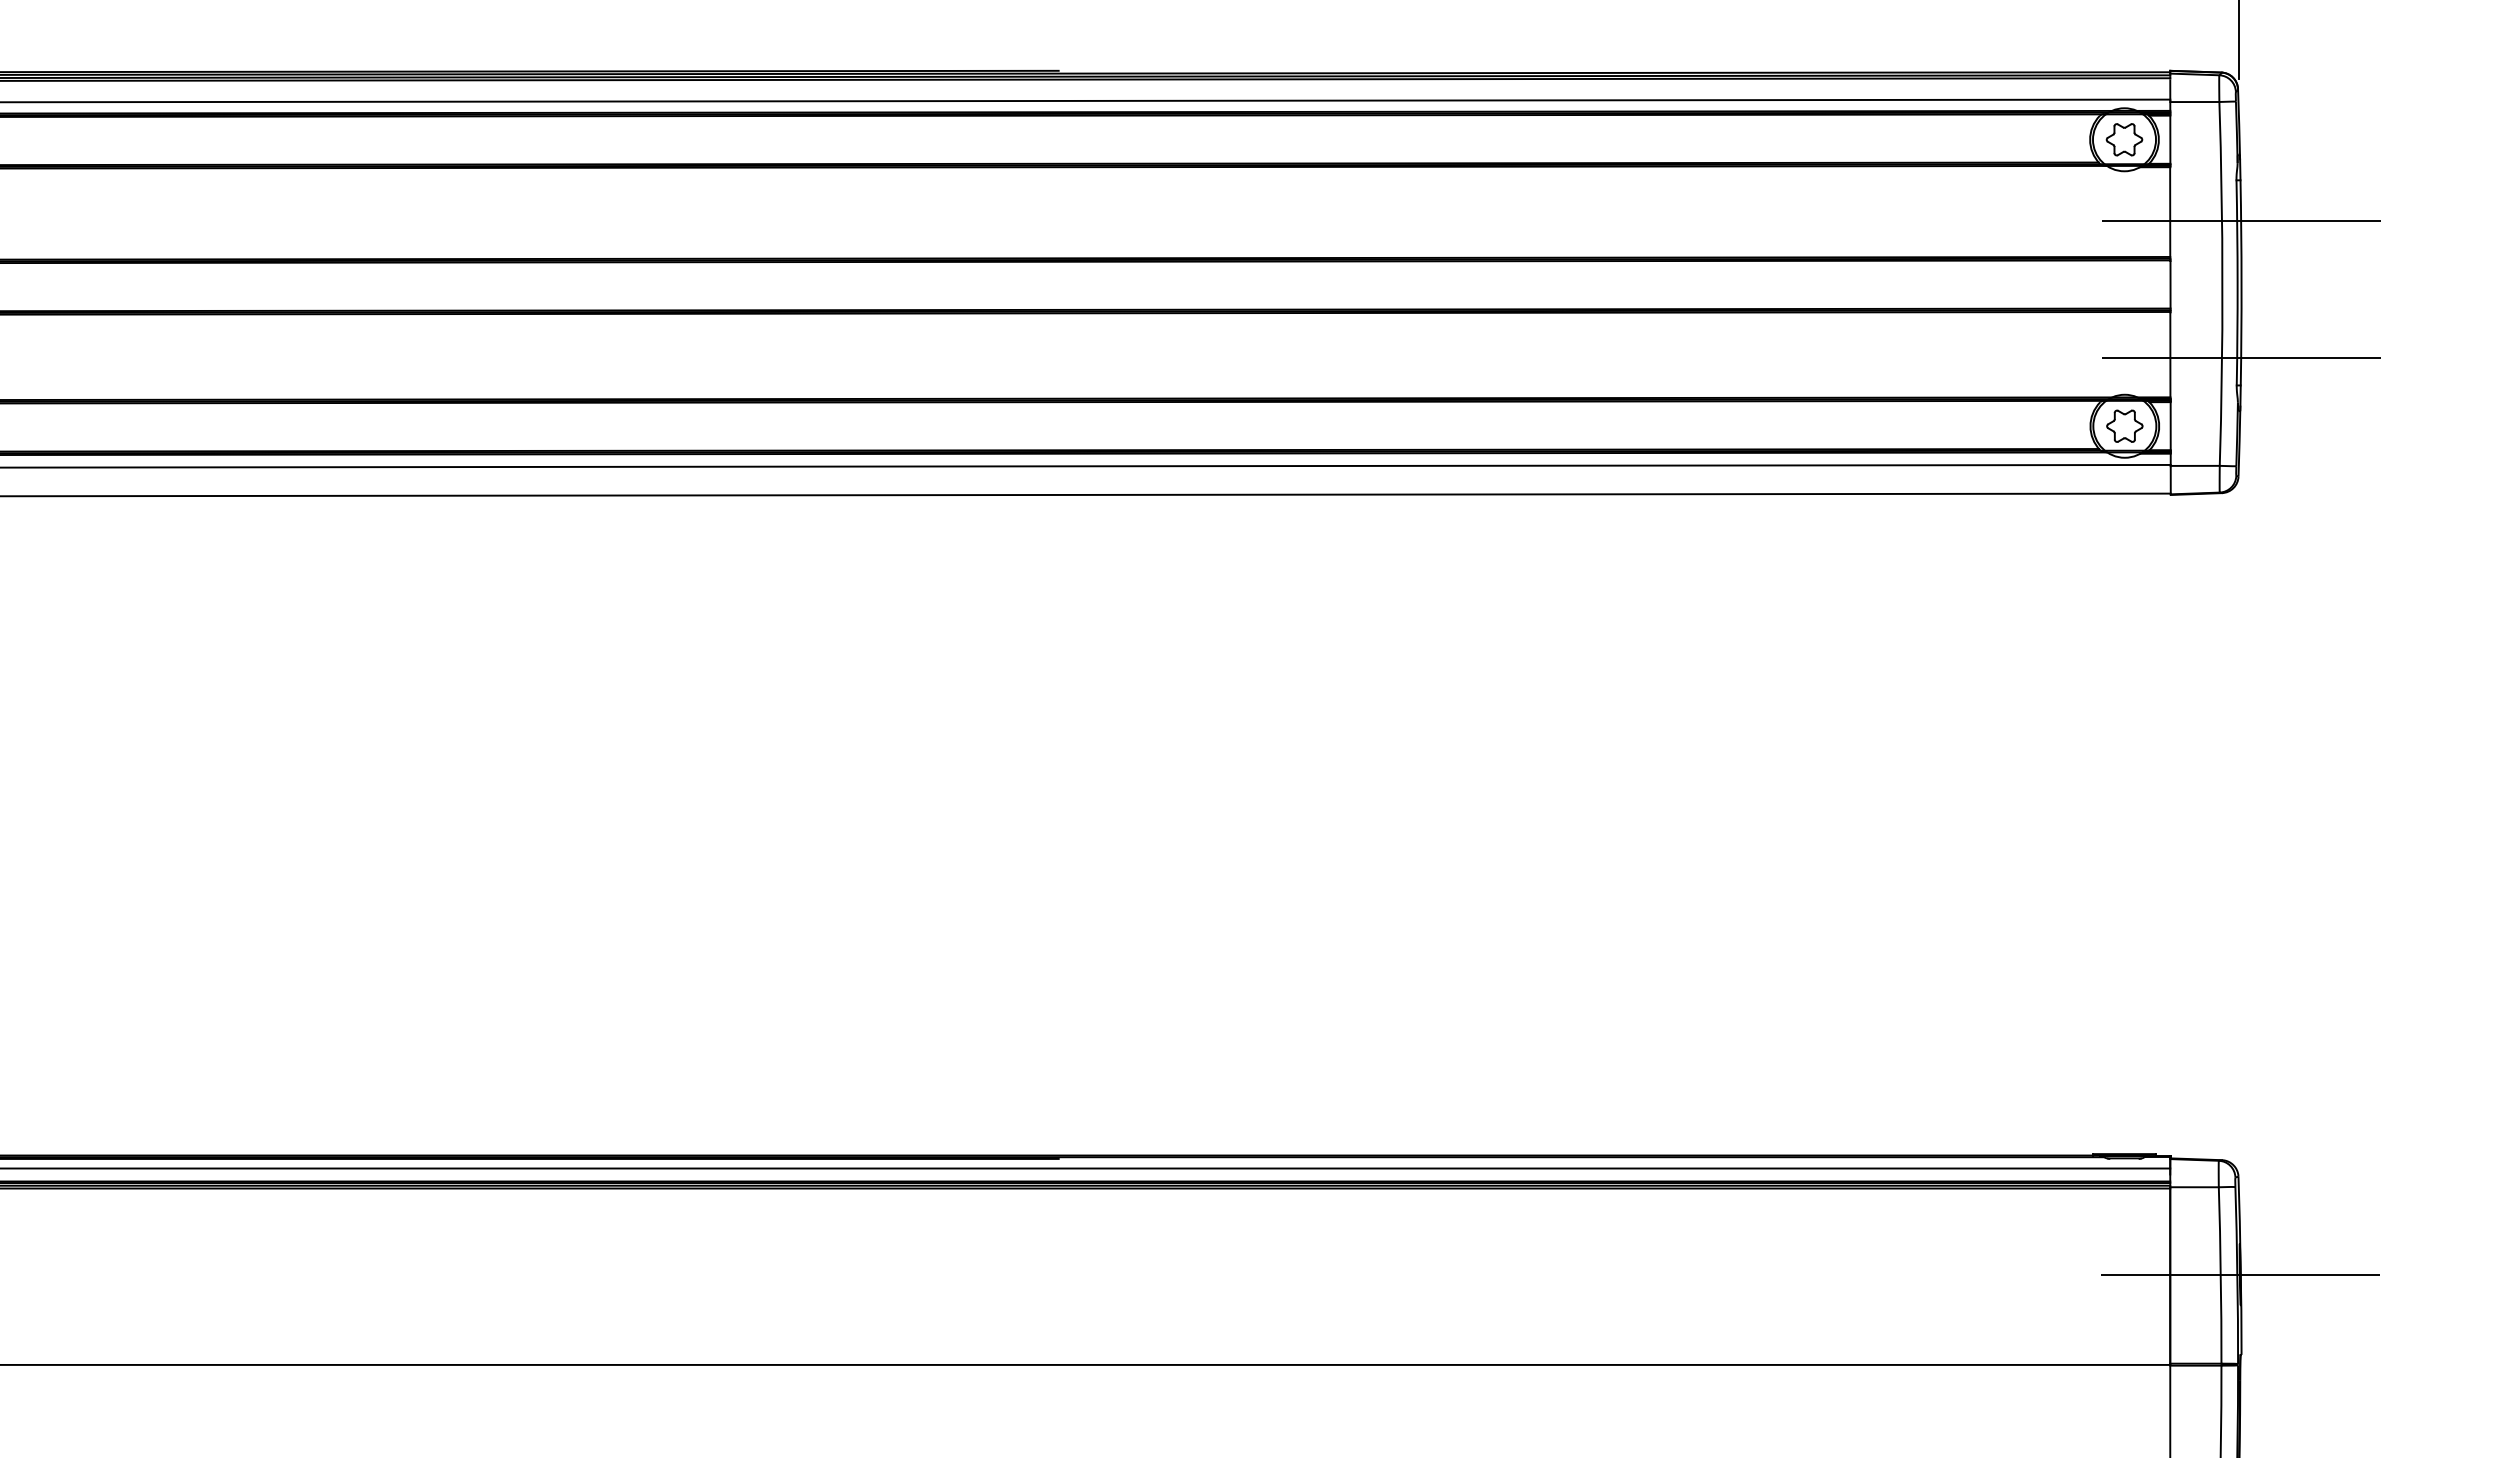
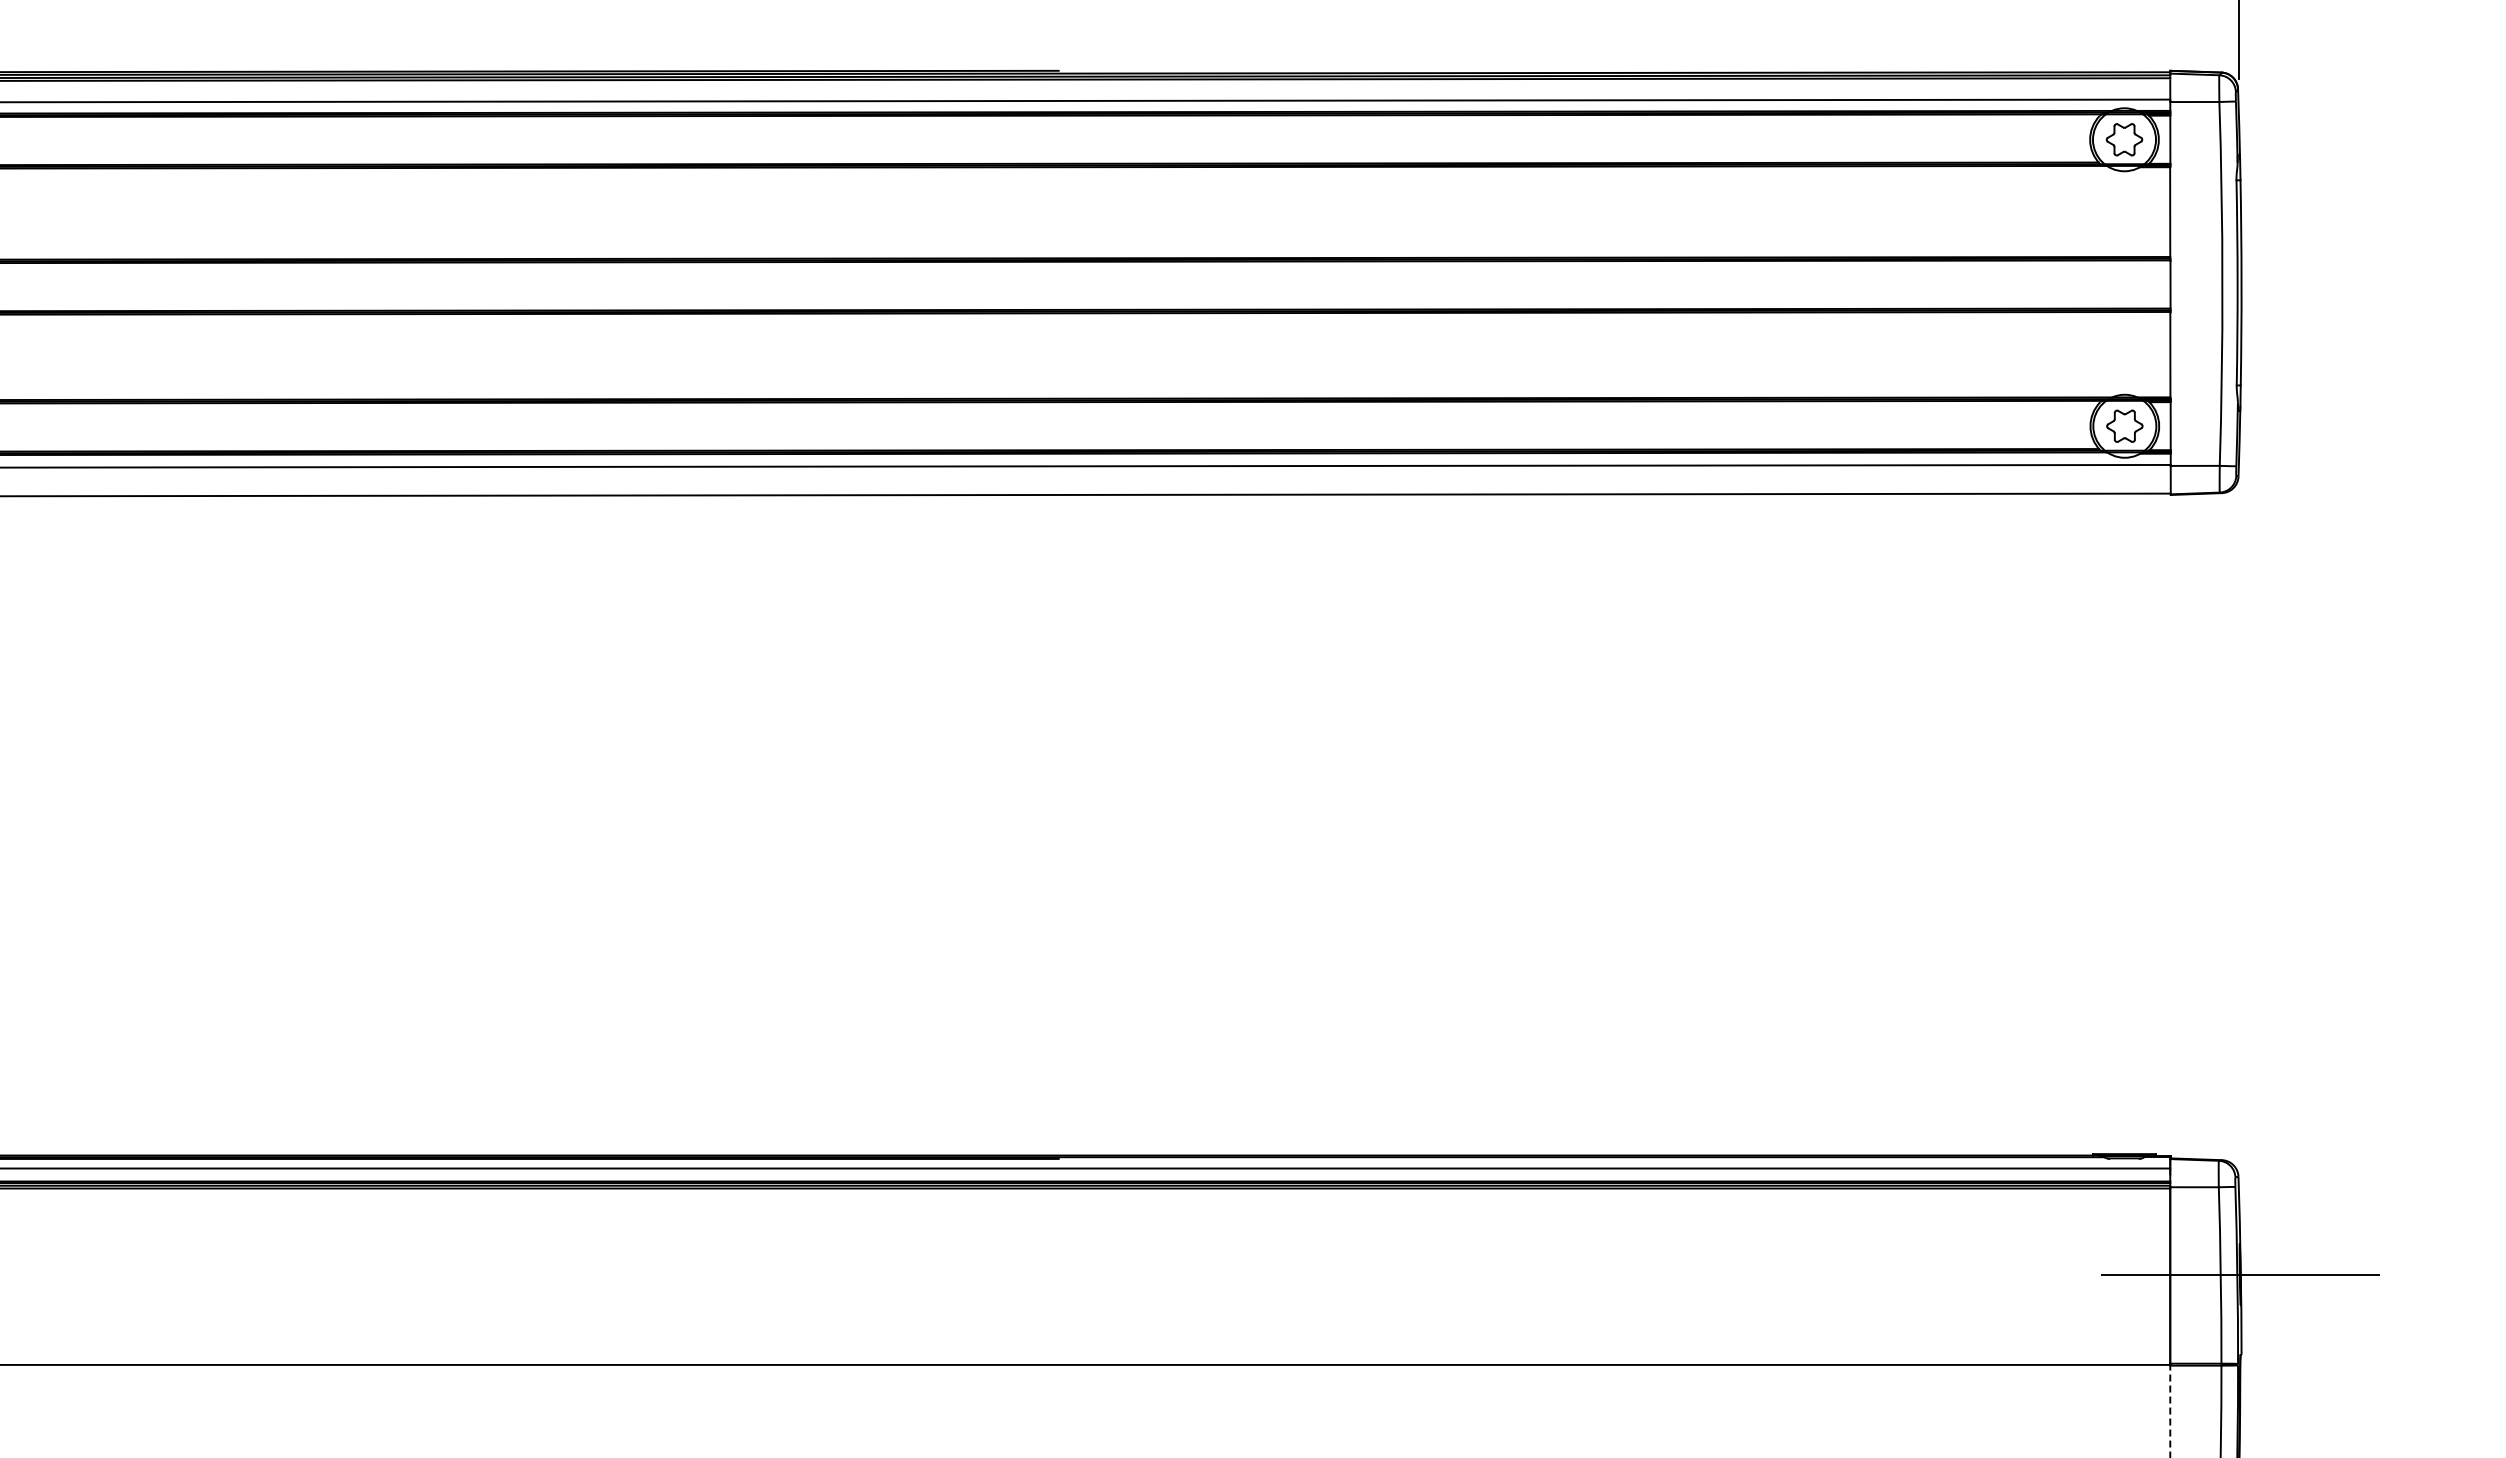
line: present -> none (2240, 220)
line: present -> none (2240, 358)
line: solid -> dashed (2170, 1410)
